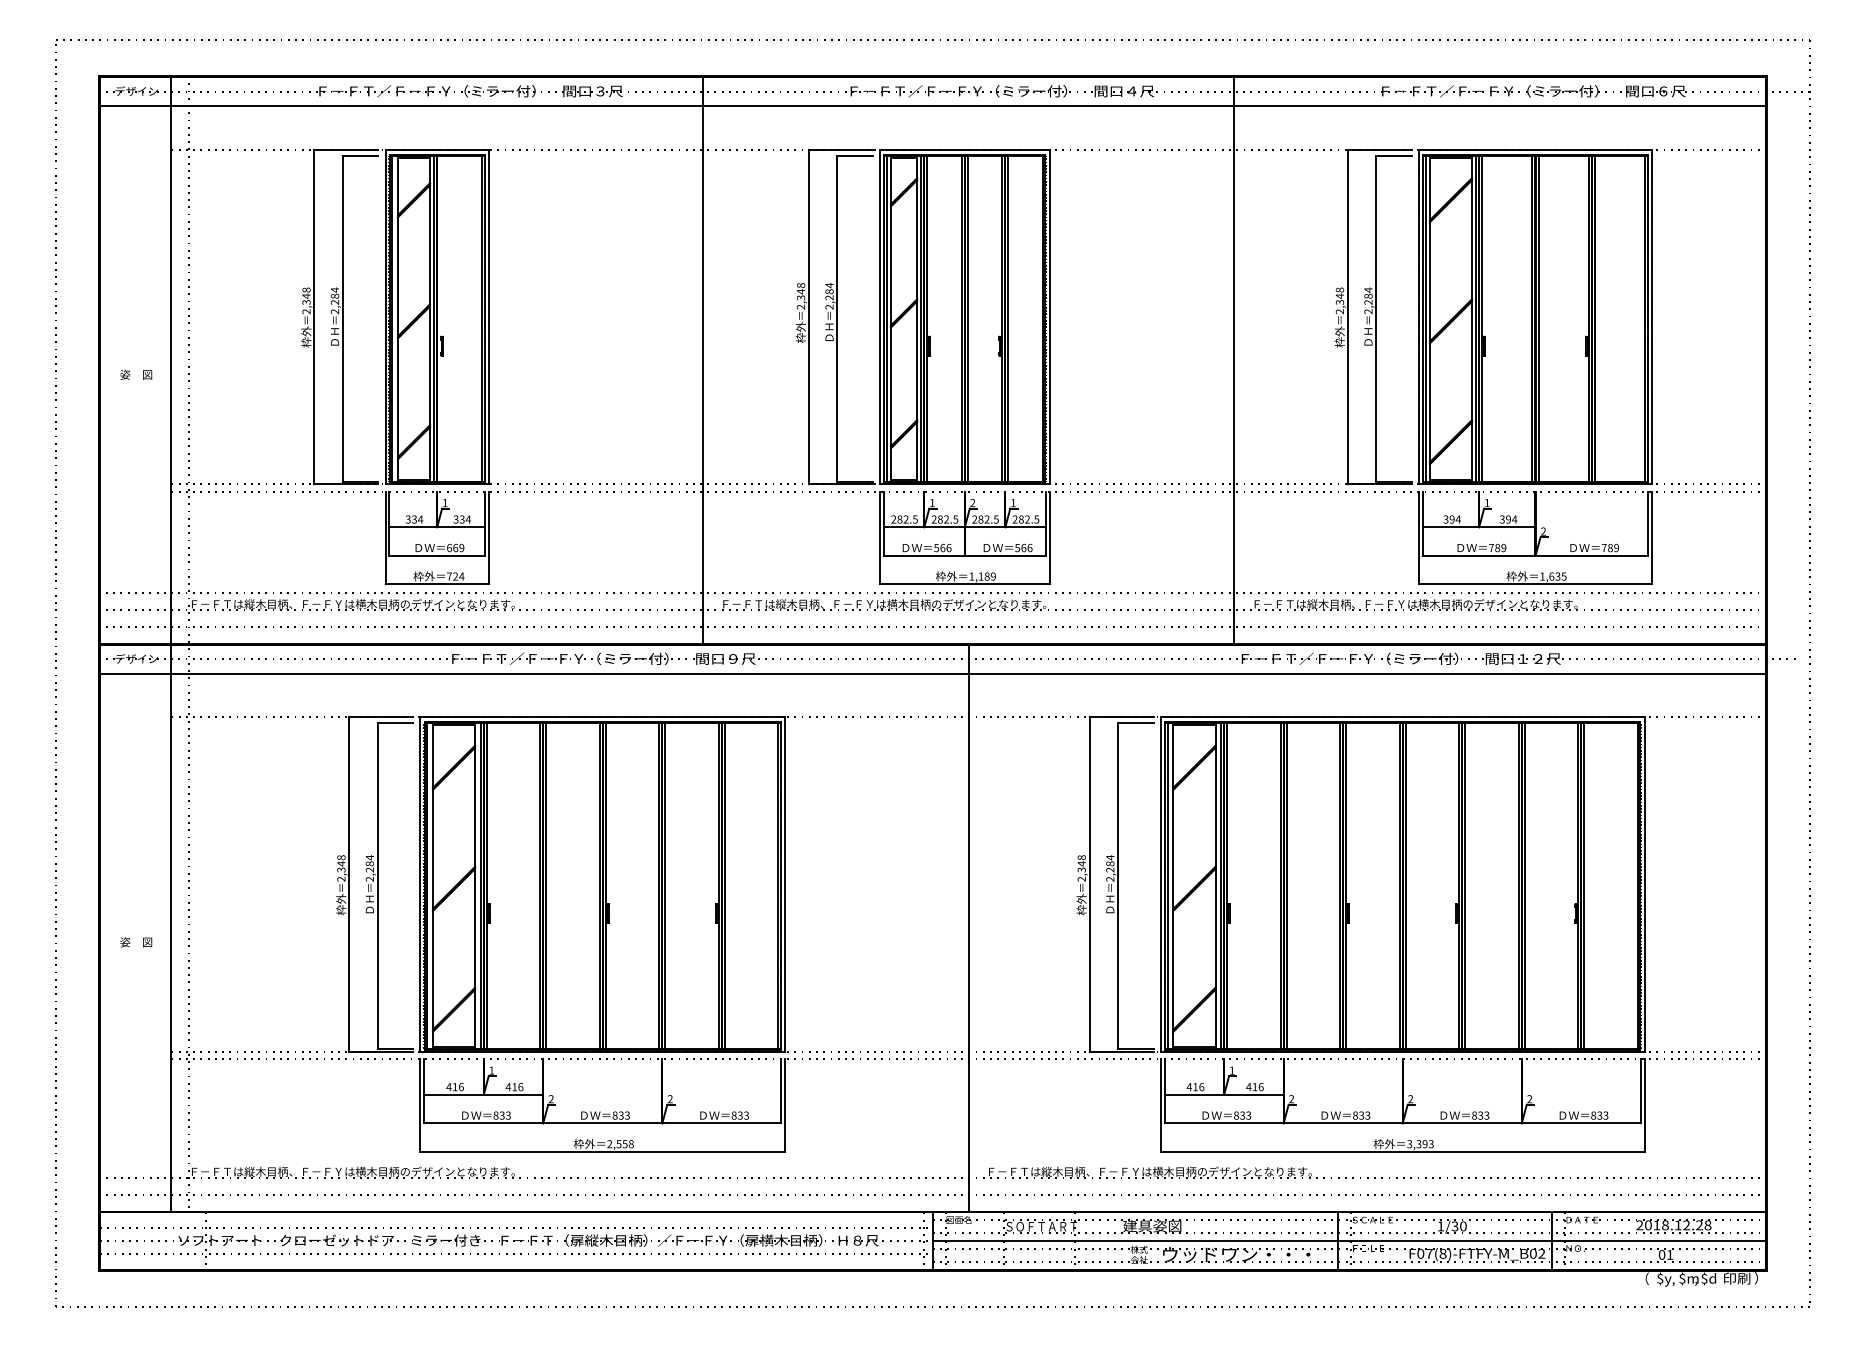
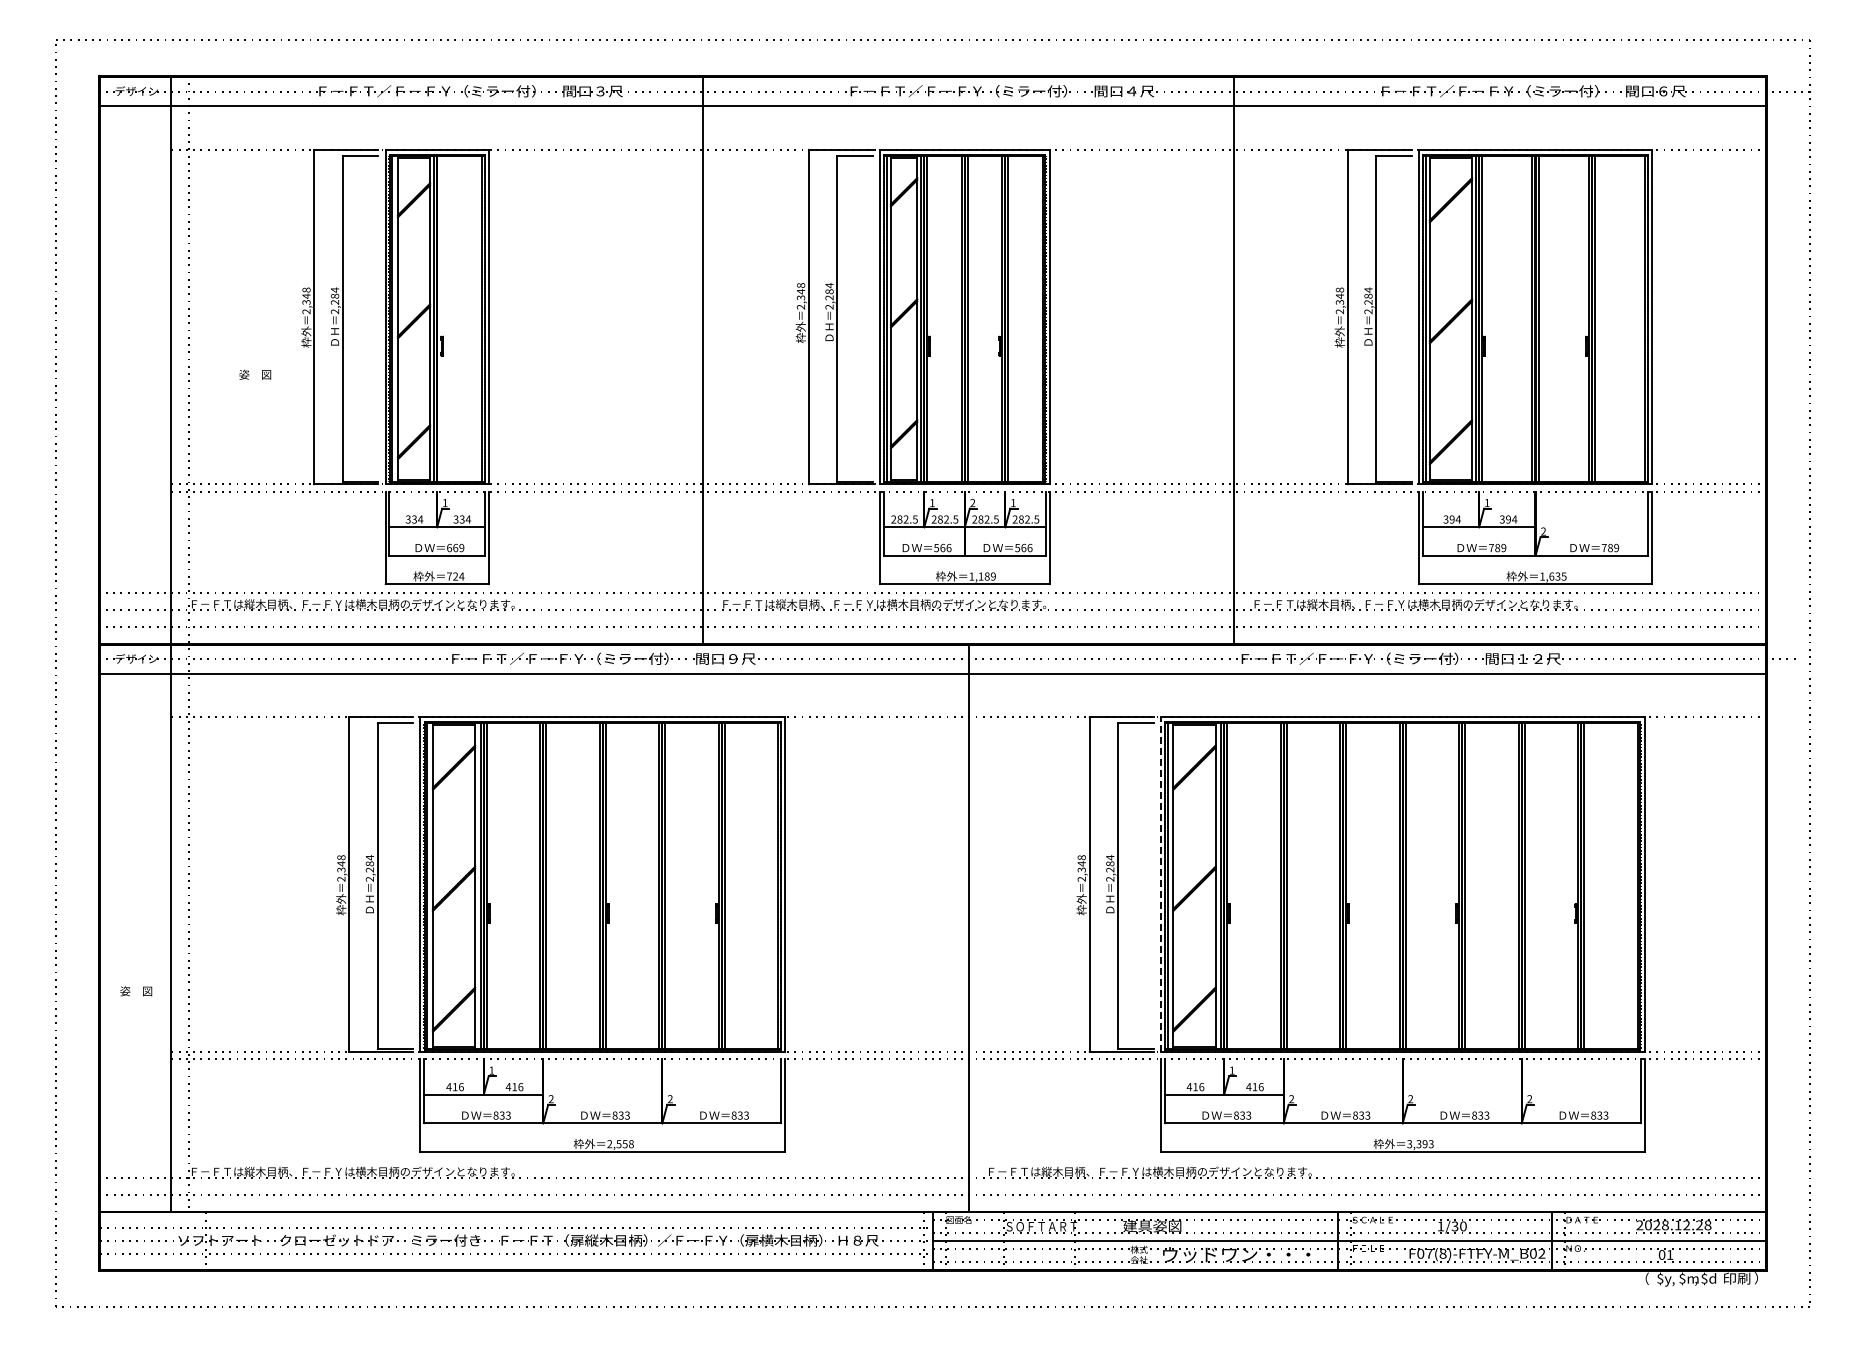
text position: (136, 374) -> (255, 374) (255, 374)
line: solid -> dashed (1160, 884)
text position: (136, 942) -> (136, 991) (136, 991)
text: 2018.12.28 -> 2028.12.28 (1656, 1225)
